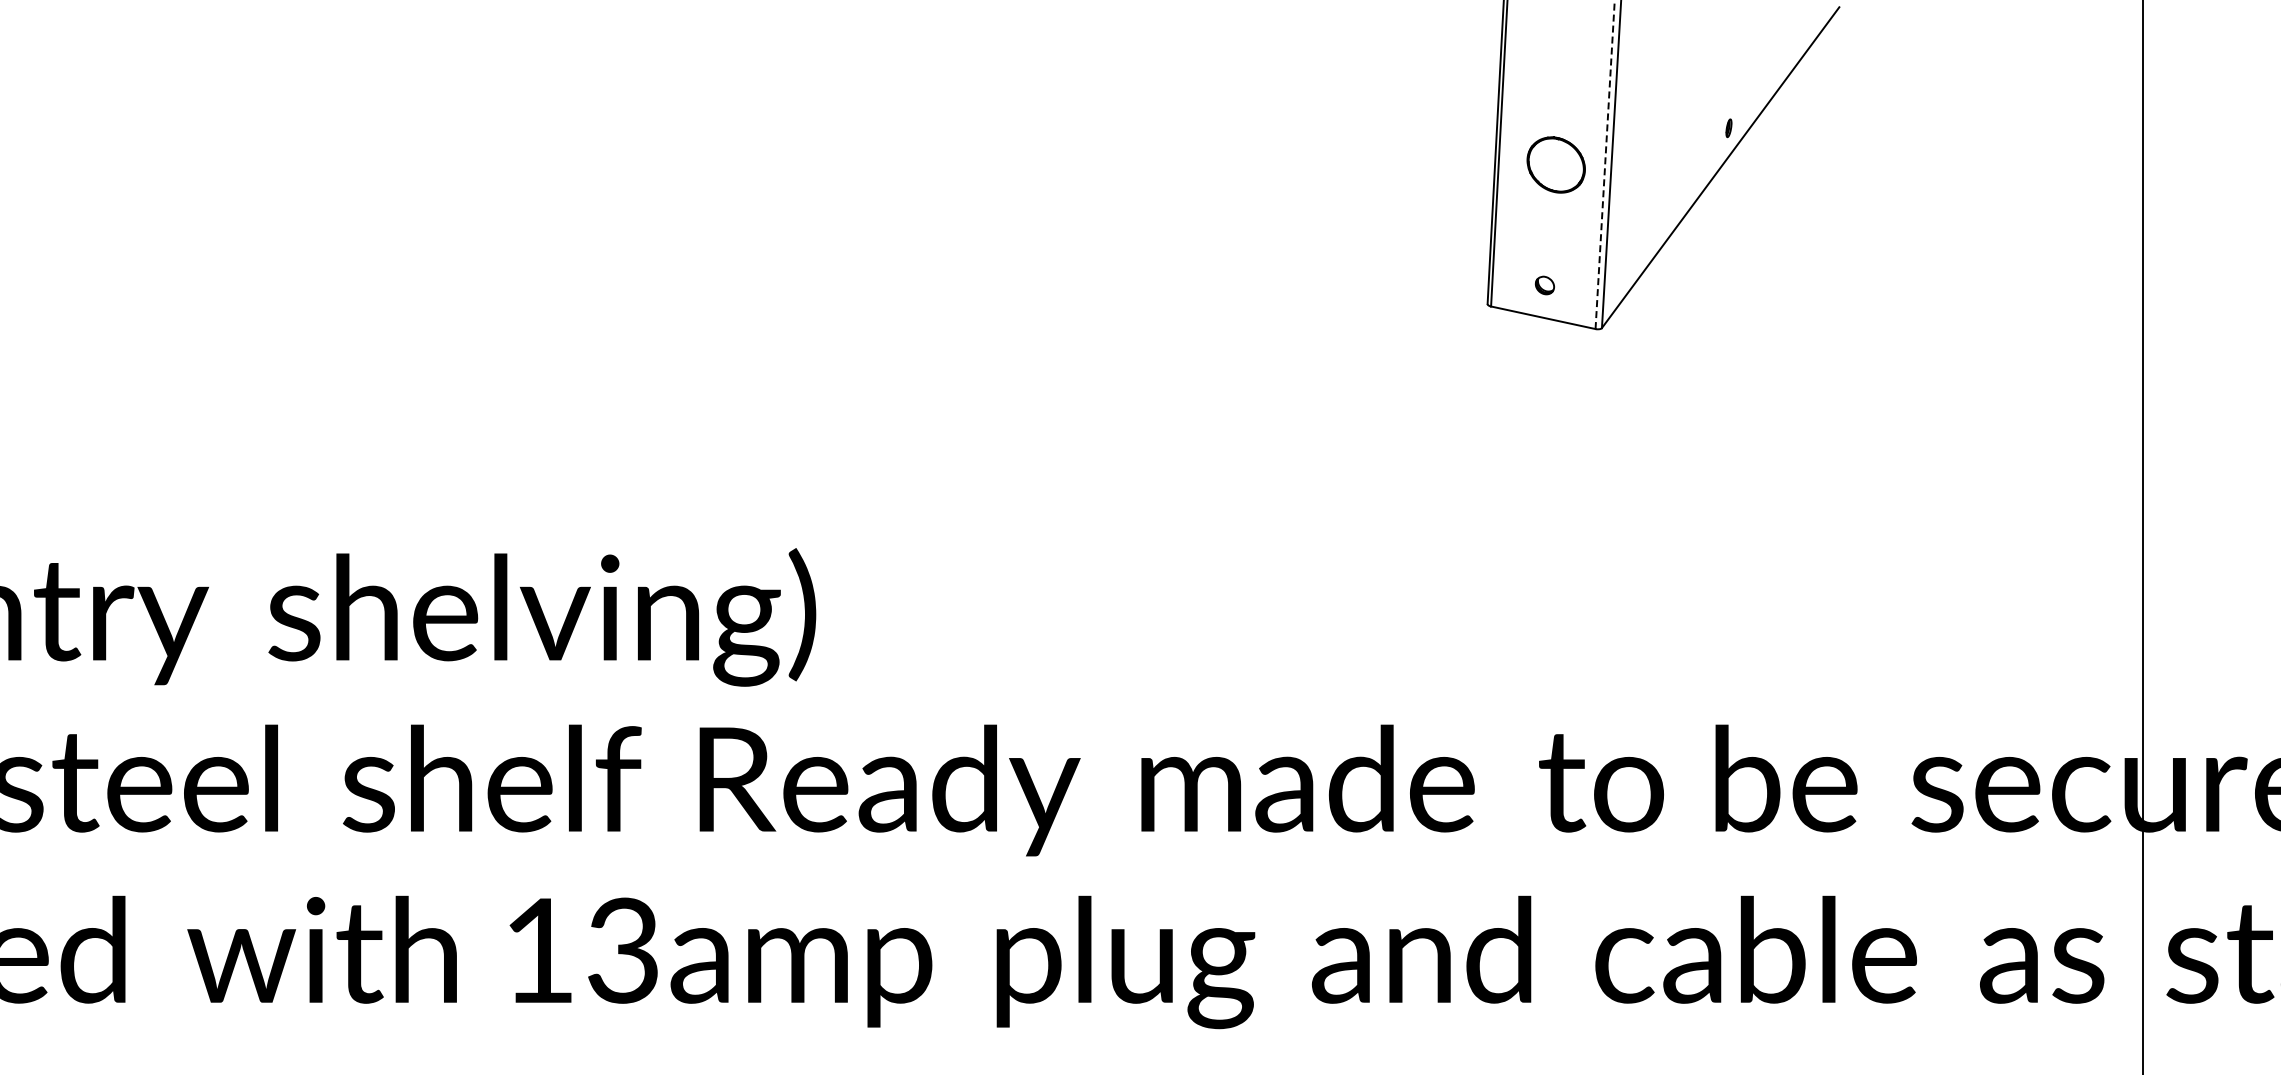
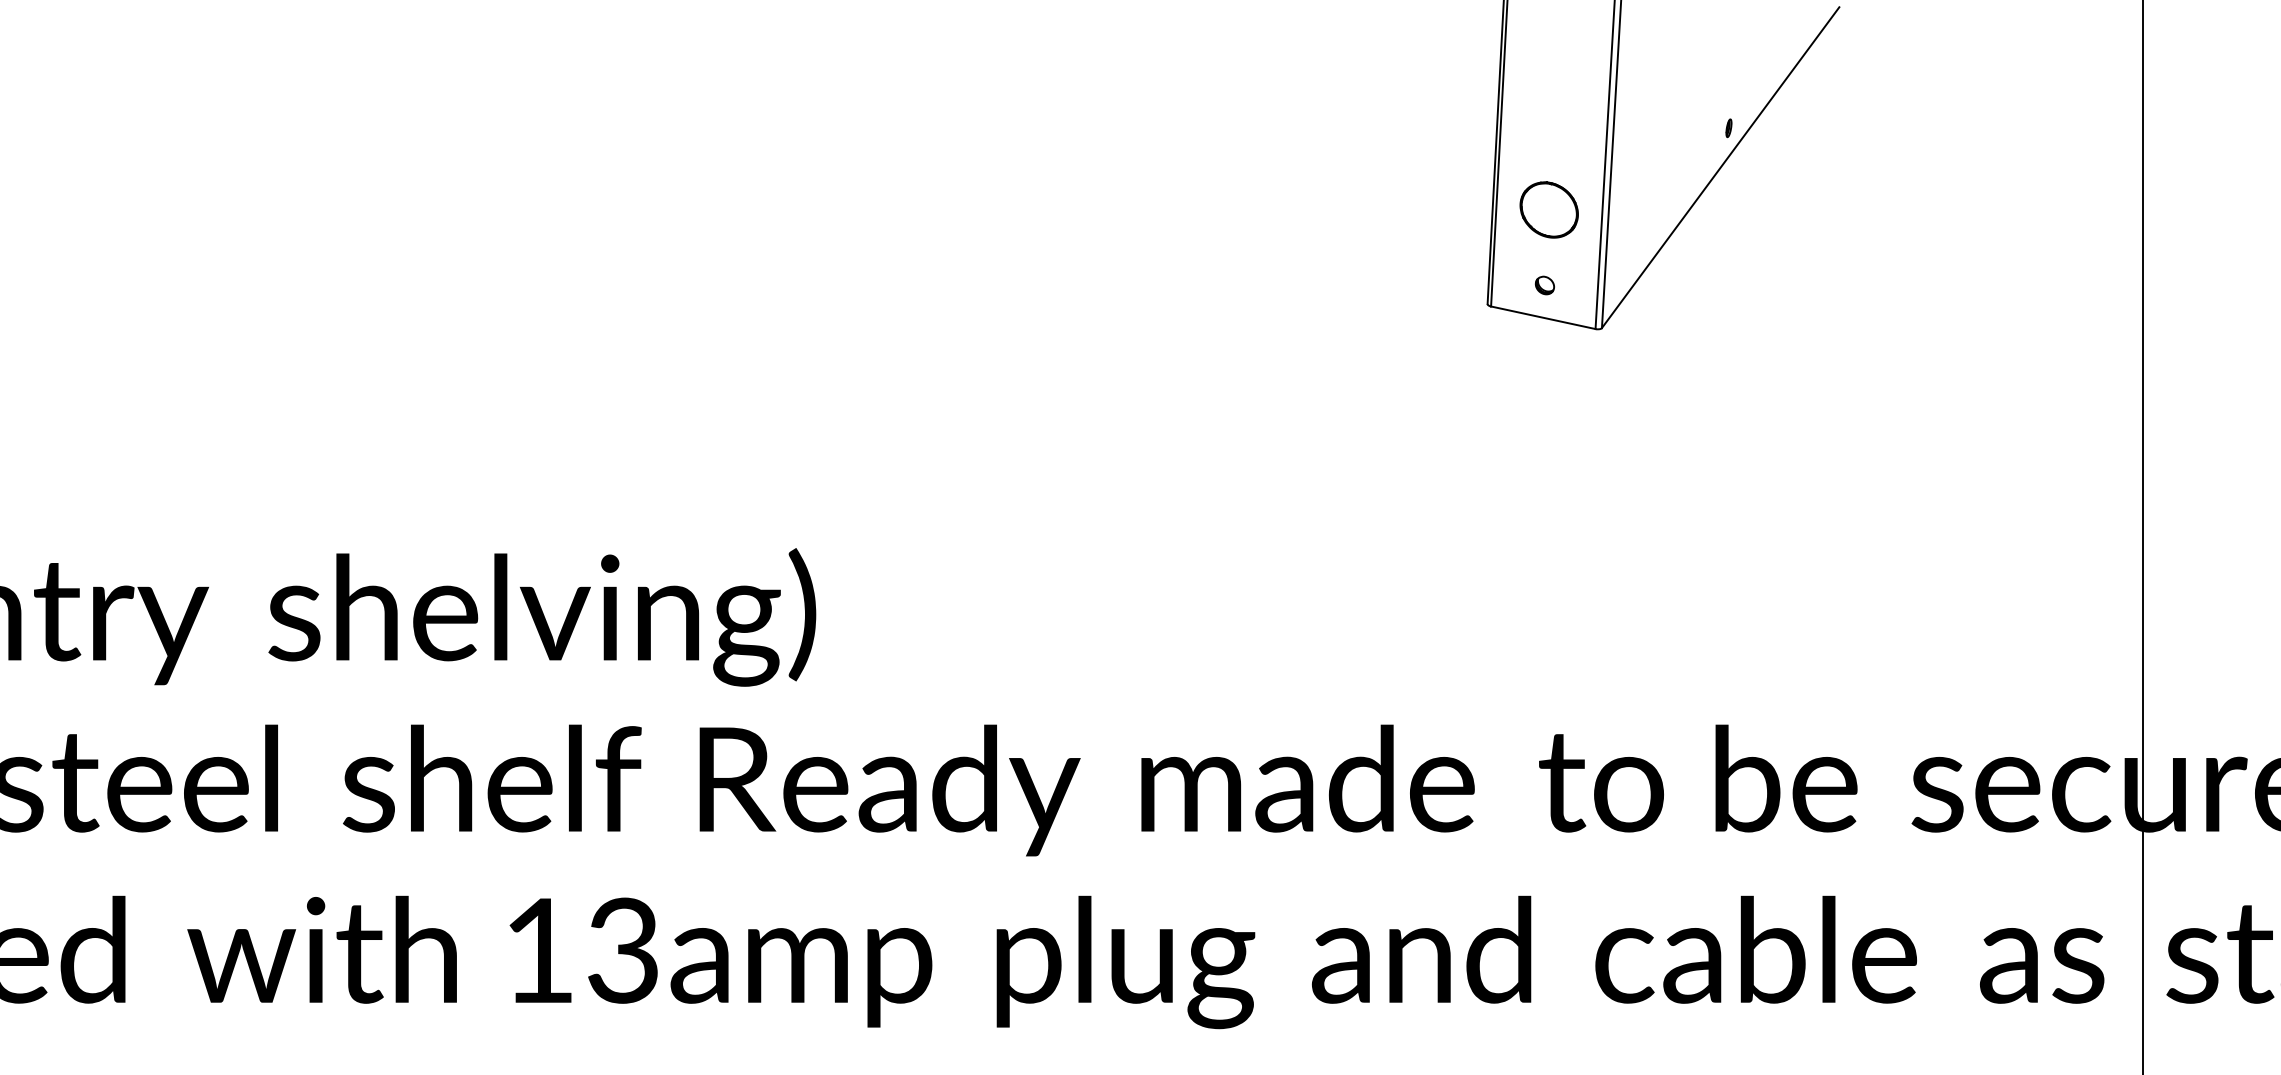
part position: (1555, 164) -> (1548, 209) (1548, 209)
line: dashed -> solid (1605, 164)
